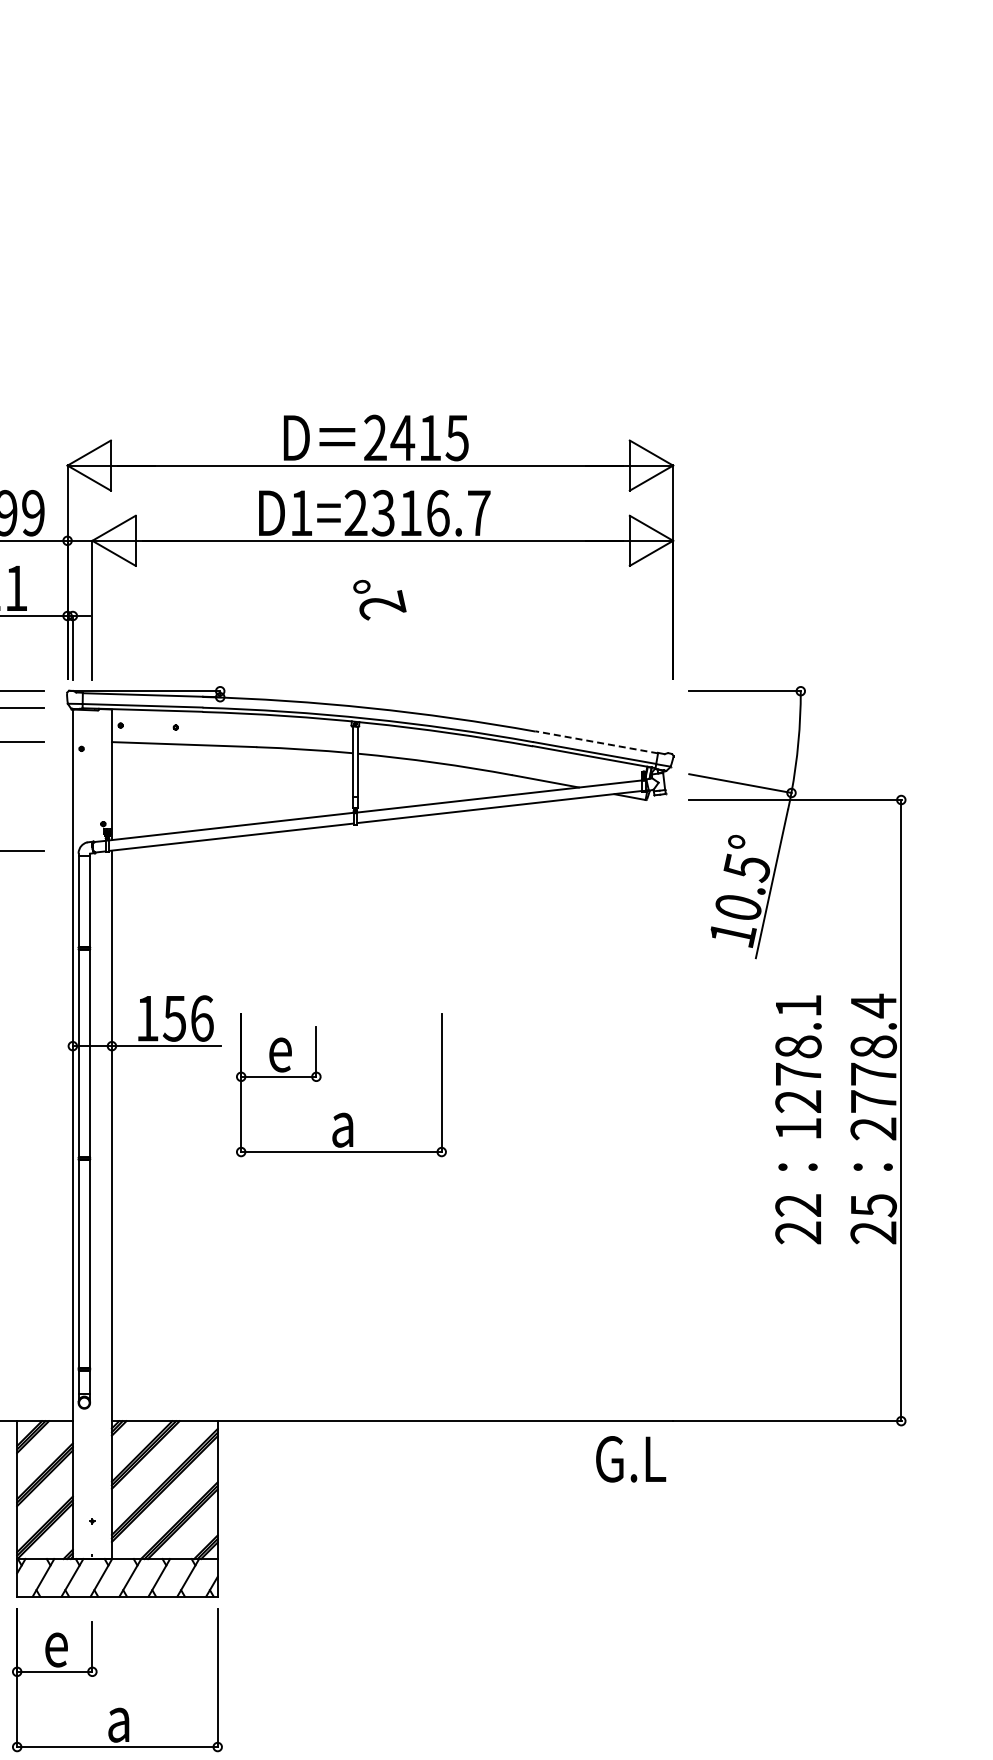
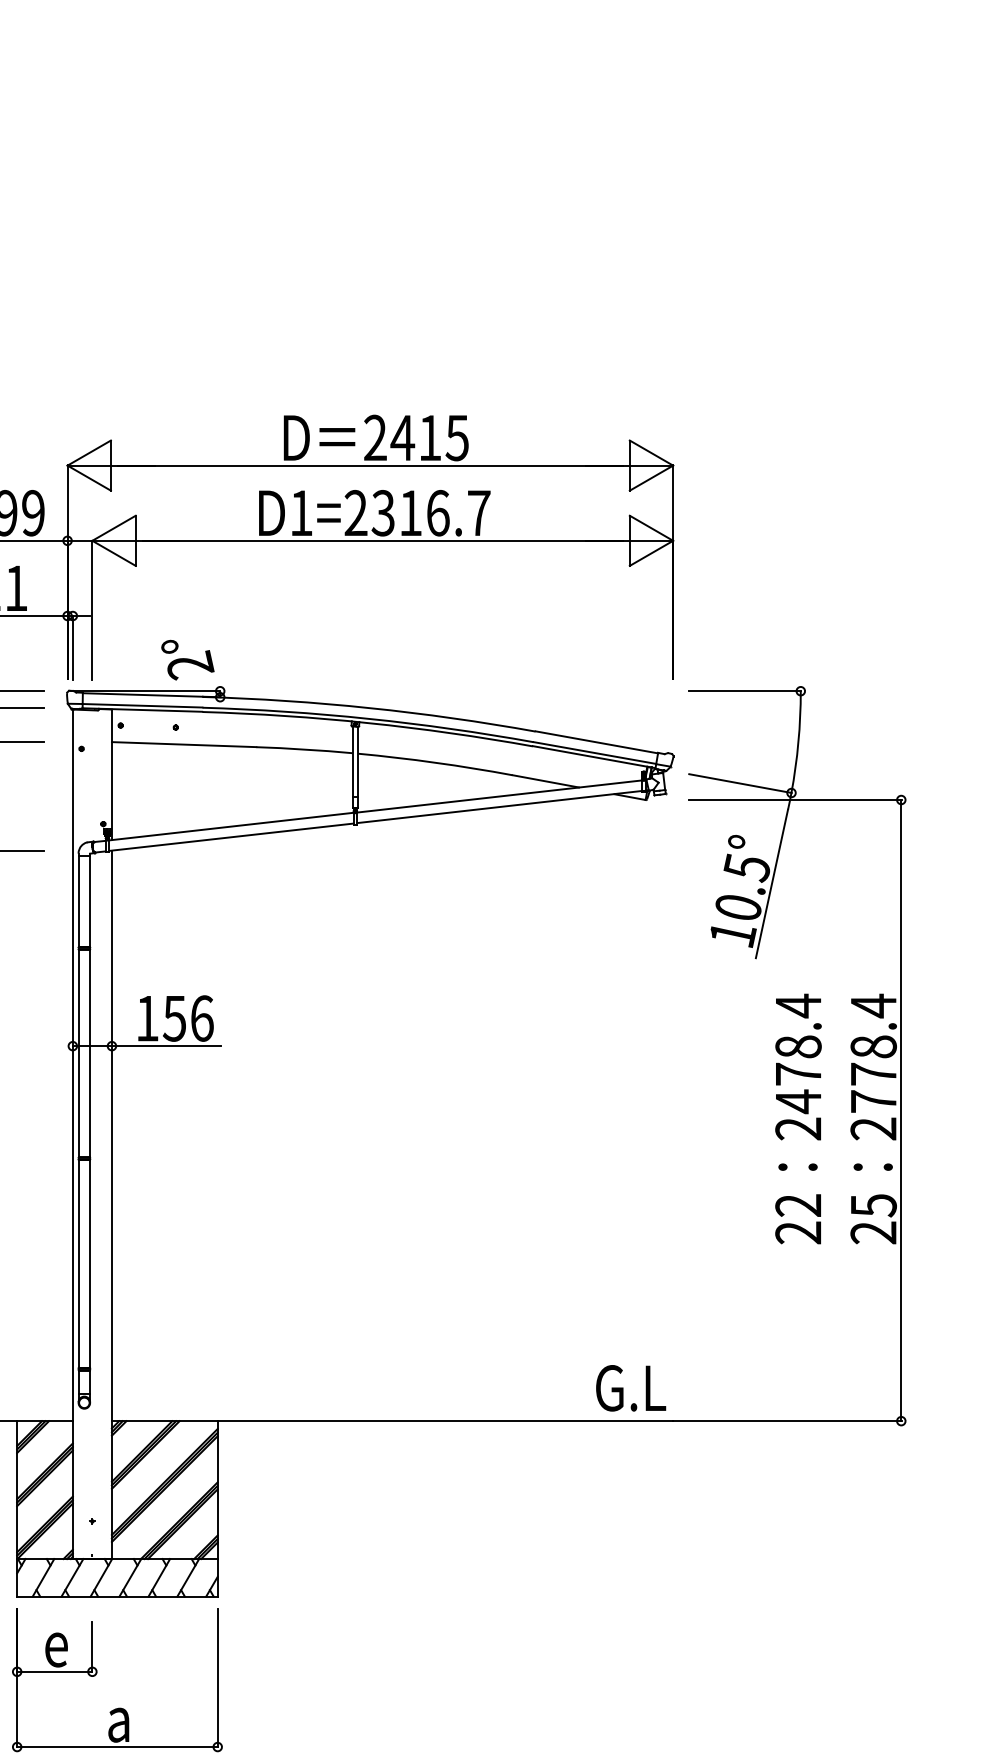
text position: (379, 599) -> (187, 659) (187, 659)
line: dashed -> solid (596, 742)
text: 1278.1 -> 2478.4 (798, 1066)
part: present -> none (321, 1078)
text position: (631, 1459) -> (631, 1388) (631, 1388)
